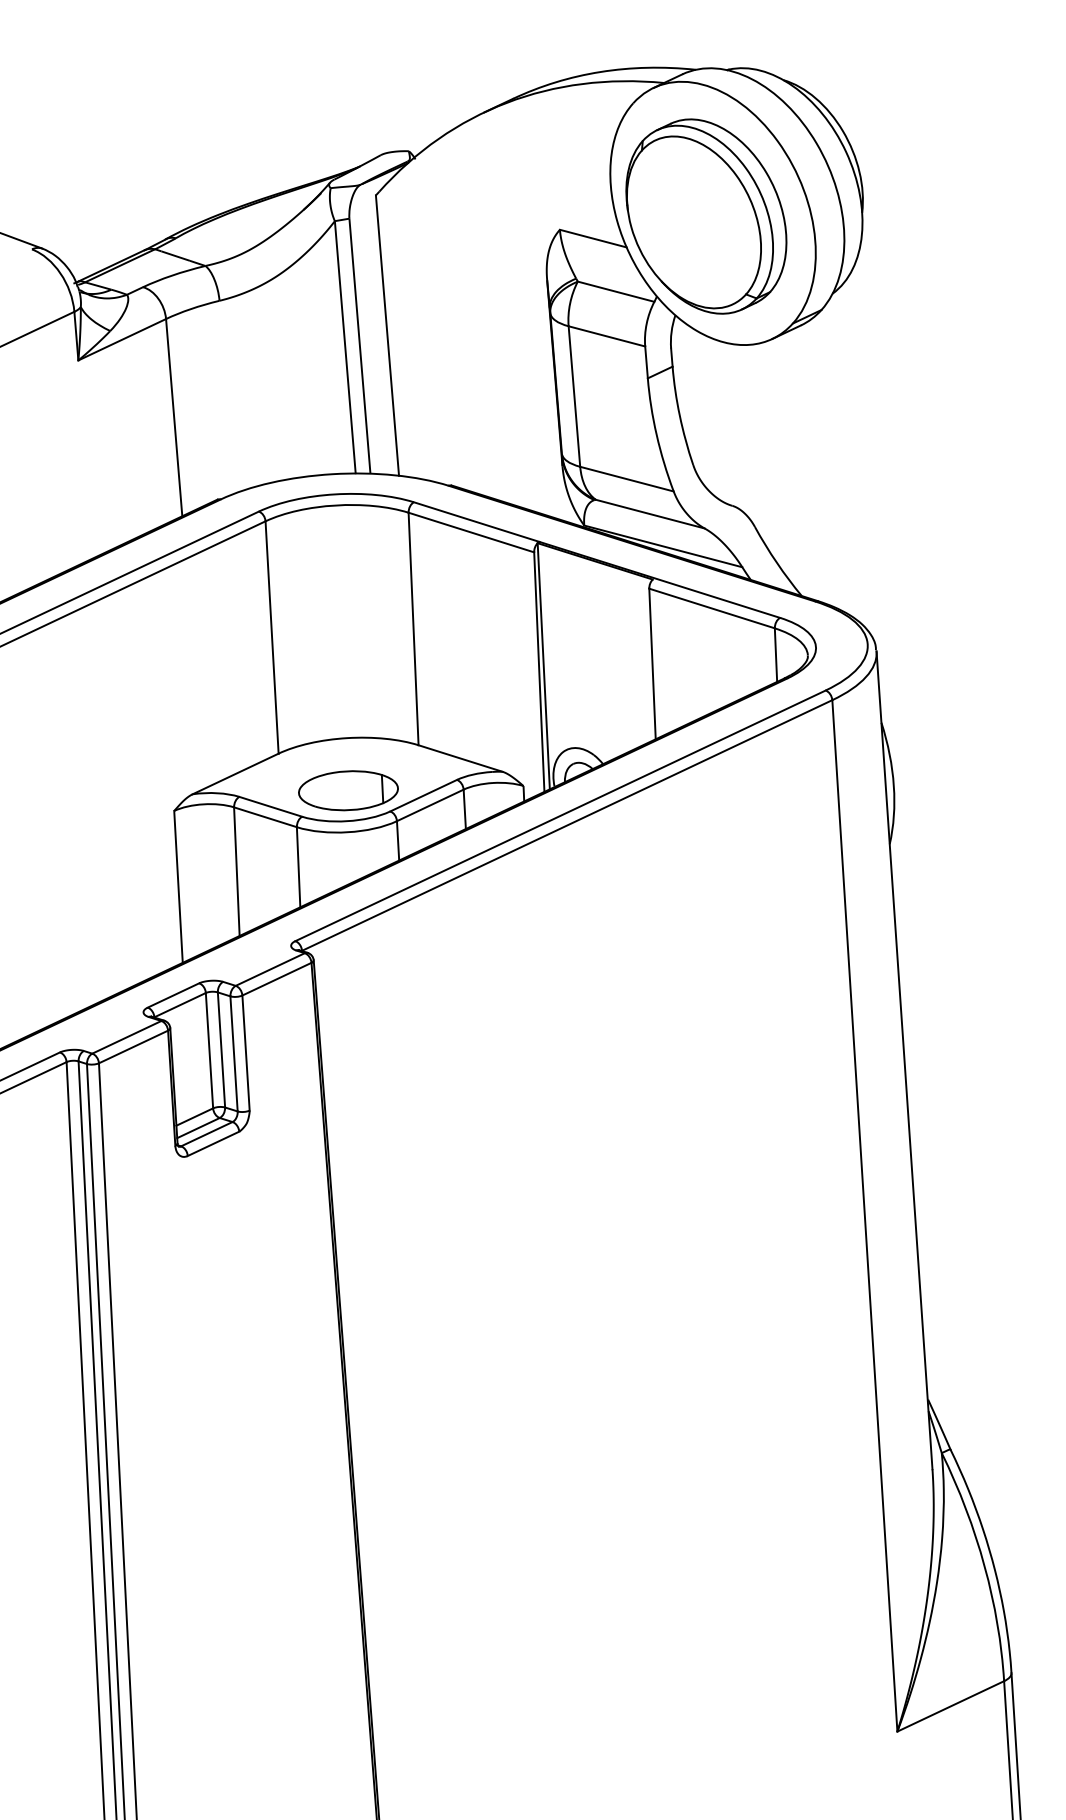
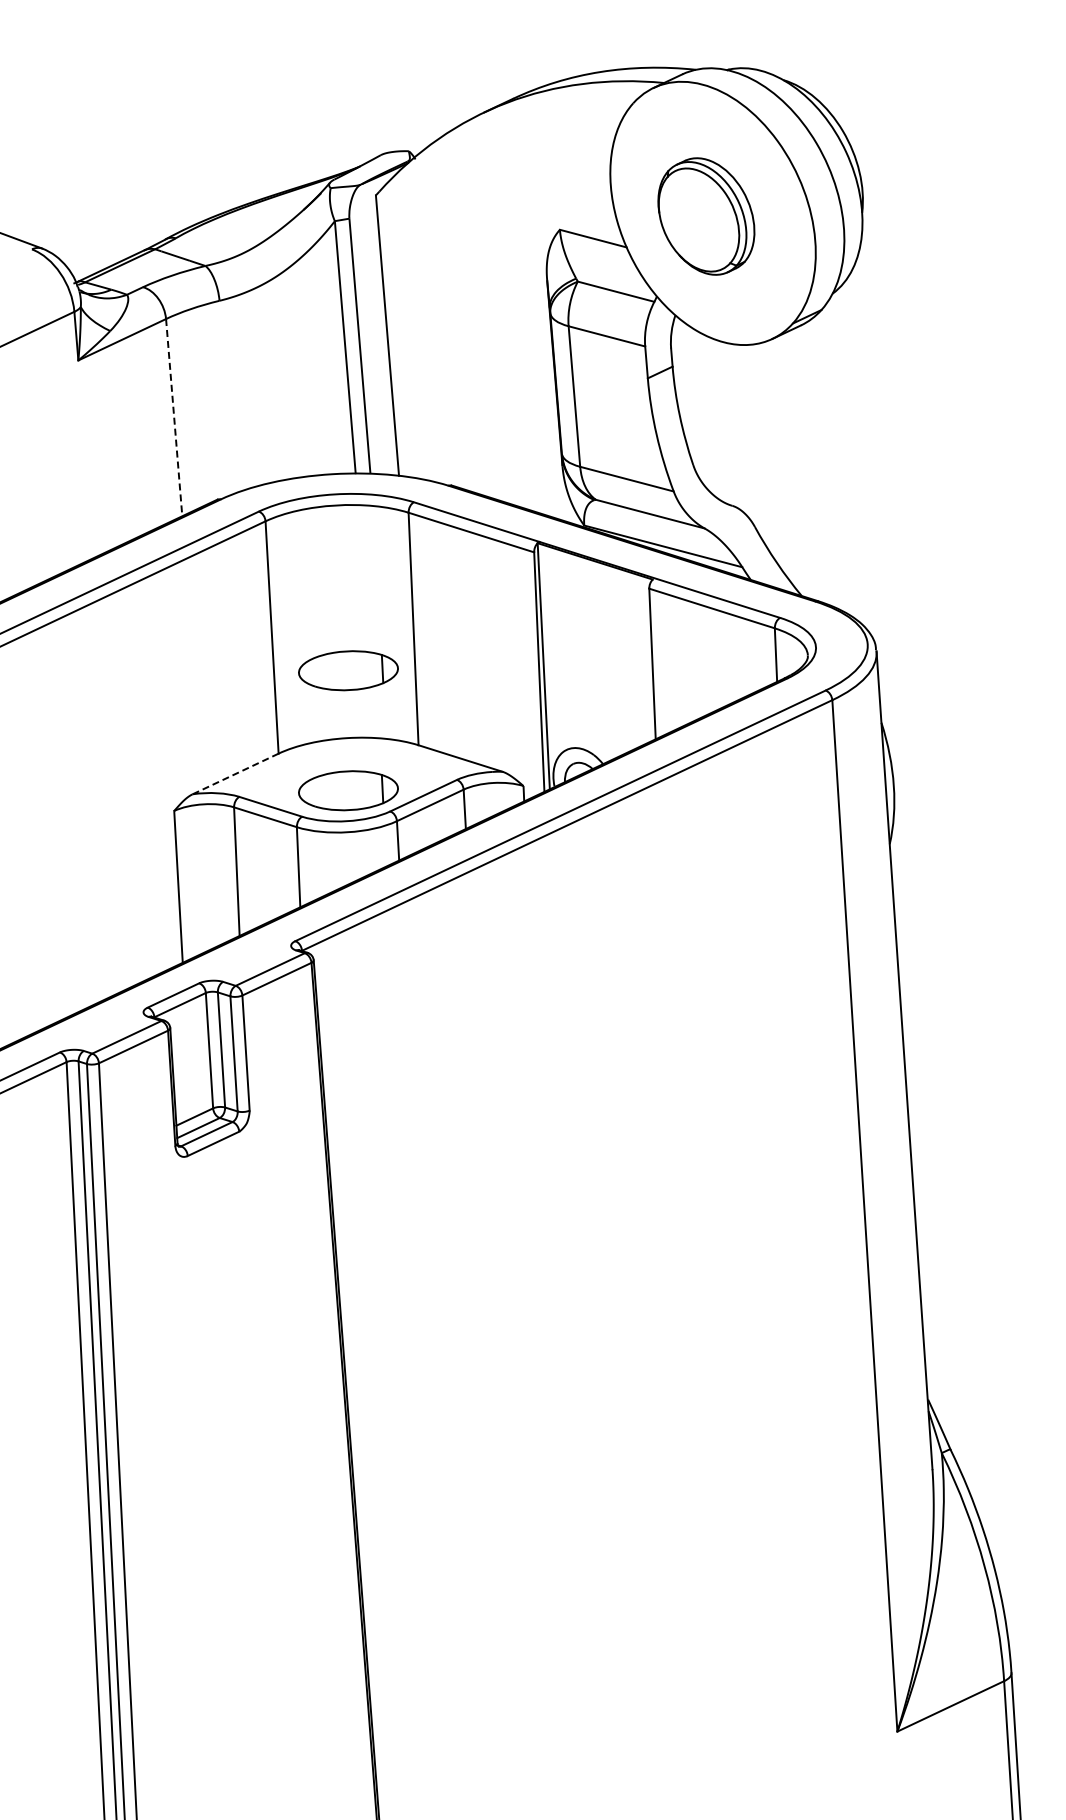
part size: 163x197 px -> 99x119 px (706, 216)
line: solid -> dashed (174, 417)
part: none -> present (348, 670)
line: solid -> dashed (235, 773)
